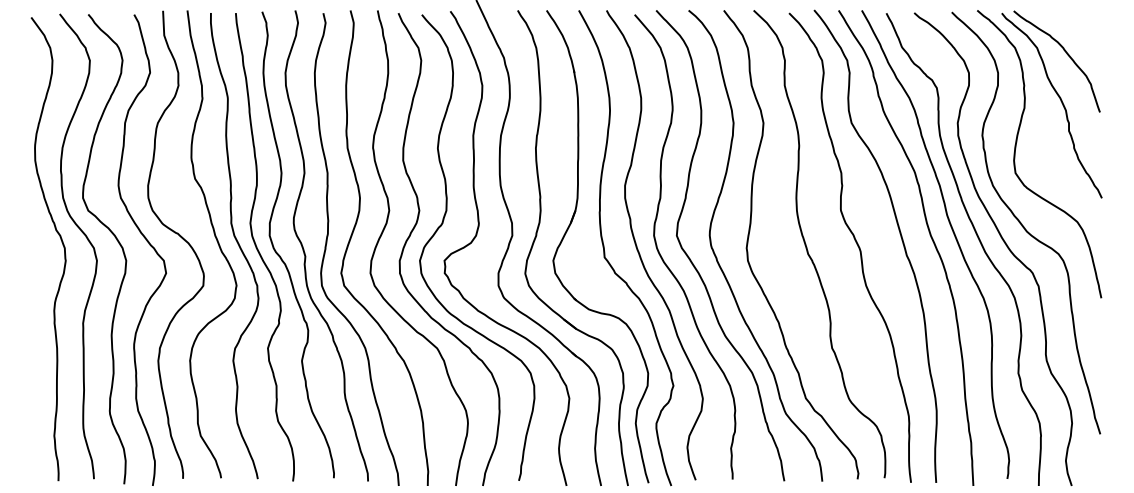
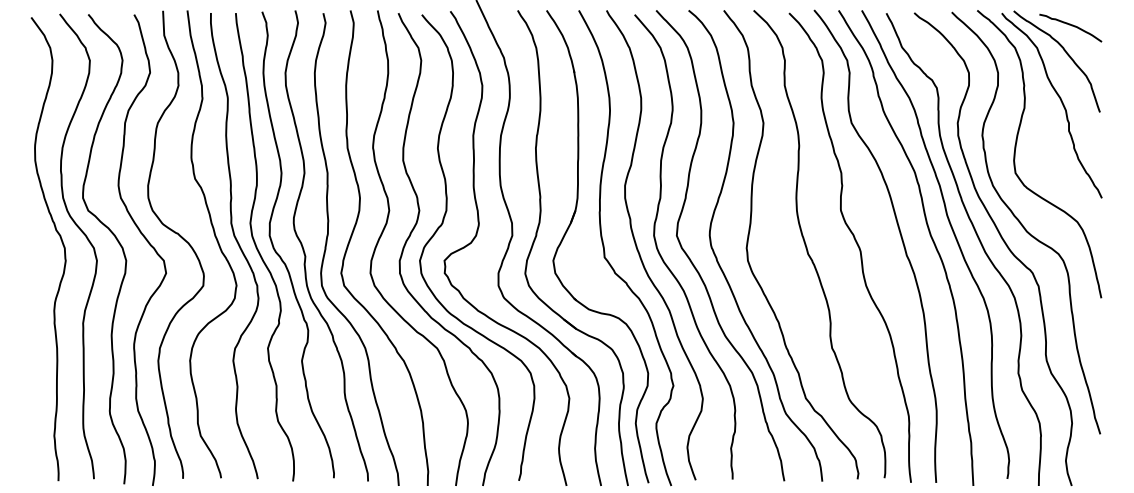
curve: none -> present (1071, 26)
